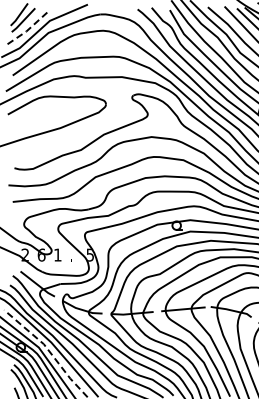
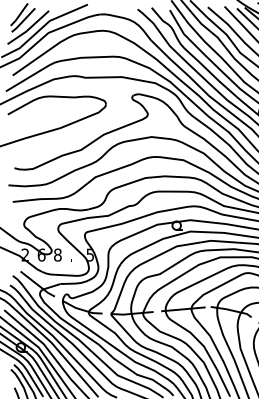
line: dashed -> solid (29, 28)
text: 1 -> 8 (57, 254)
line: dashed -> solid (49, 351)
